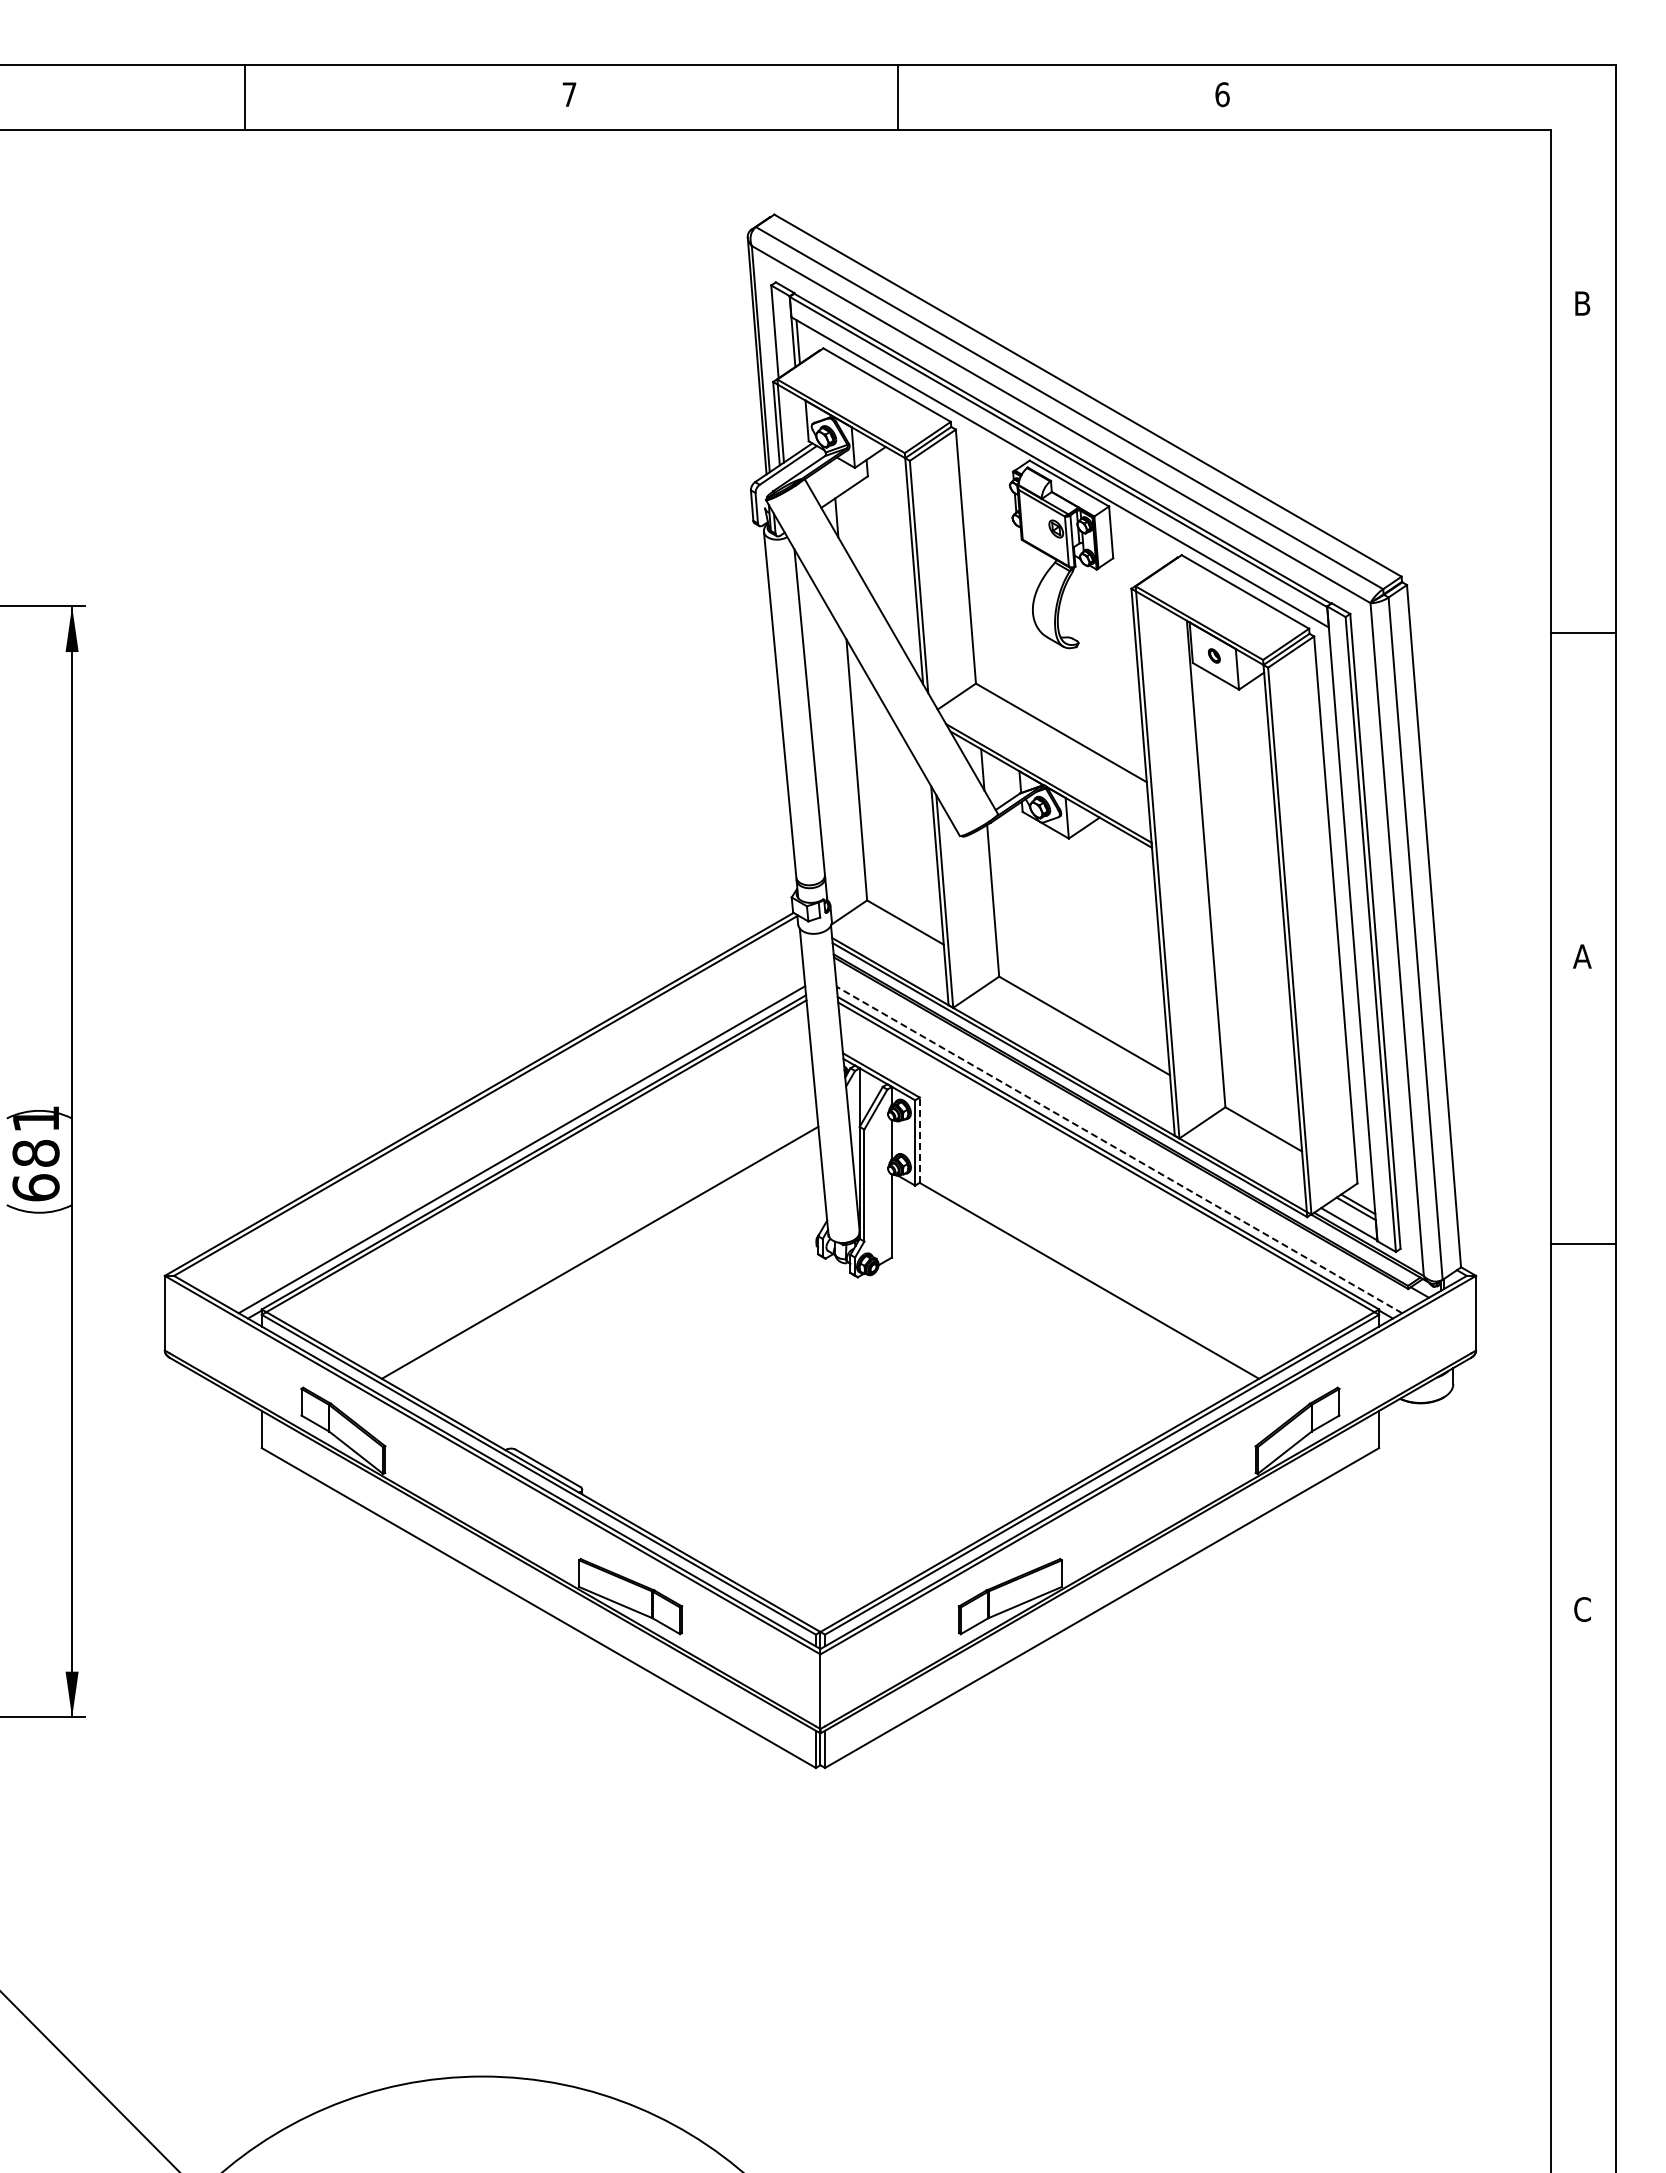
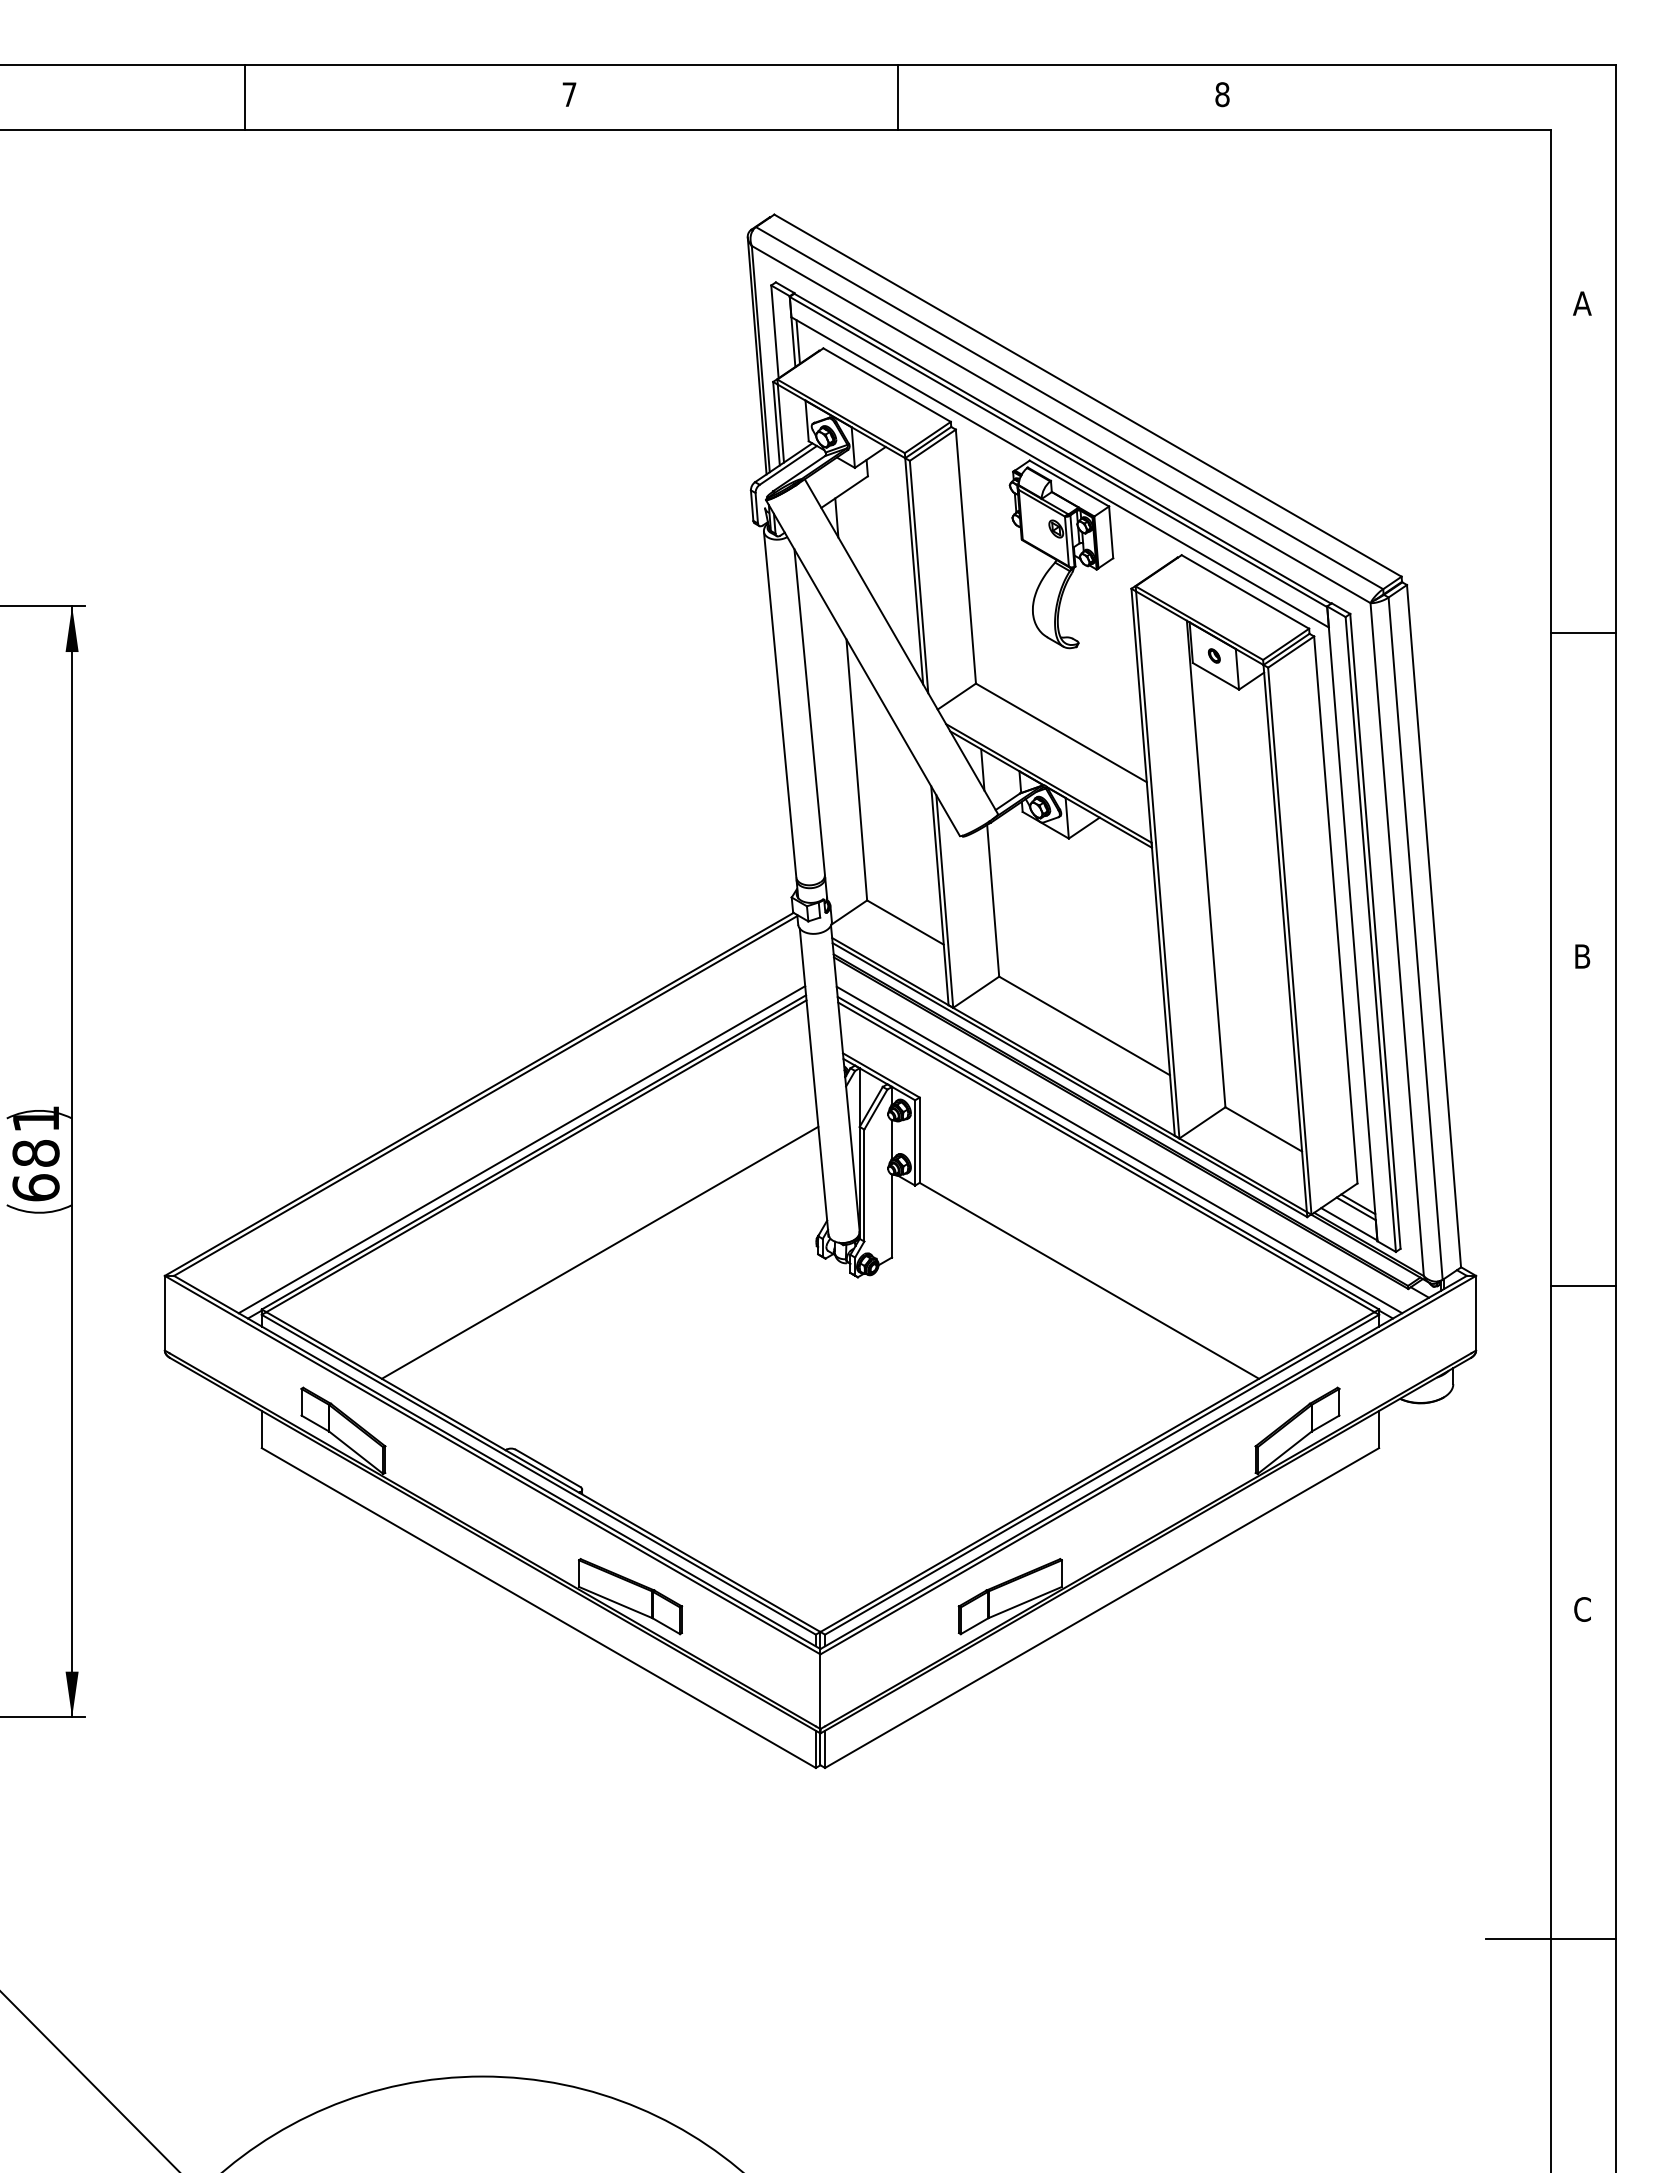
text: 6 -> 8 (1222, 94)
text: B -> A (1582, 303)
text: A -> B (1582, 956)
line: dashed -> solid (919, 1140)
line: dashed -> solid (1119, 1149)
line position: (1583, 1244) -> (1583, 1286) (1583, 1286)
line: none -> present (1550, 1939)
